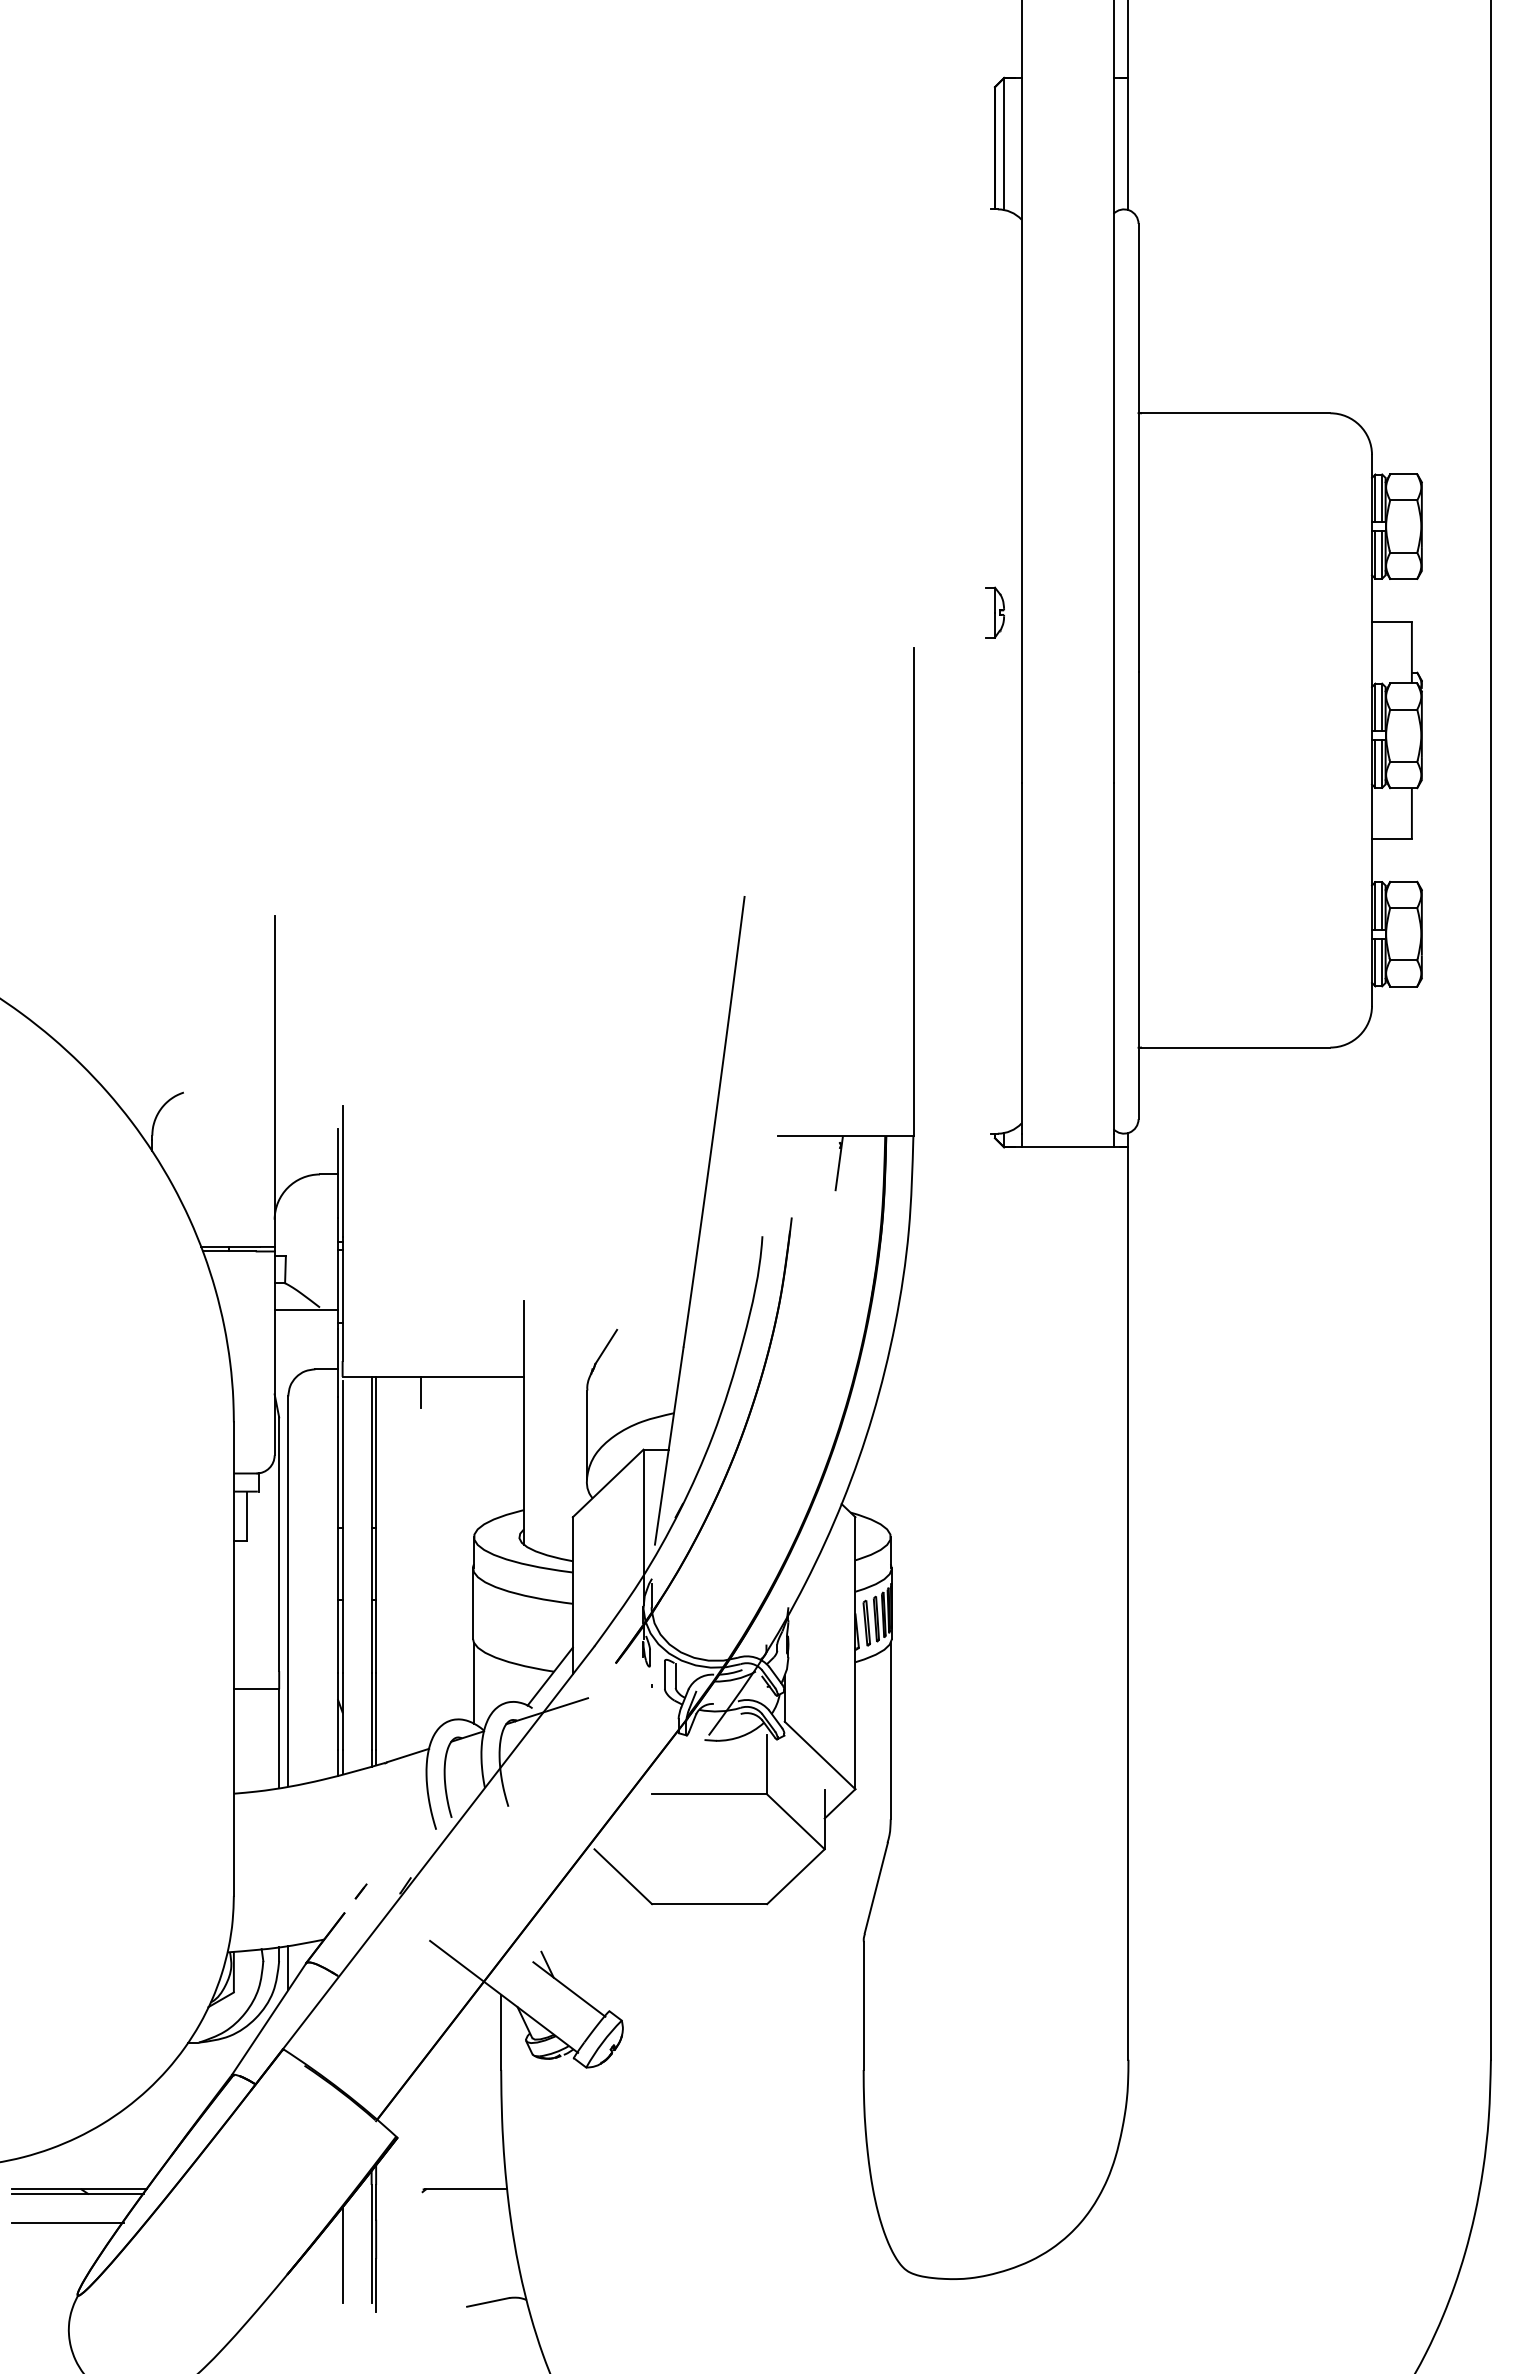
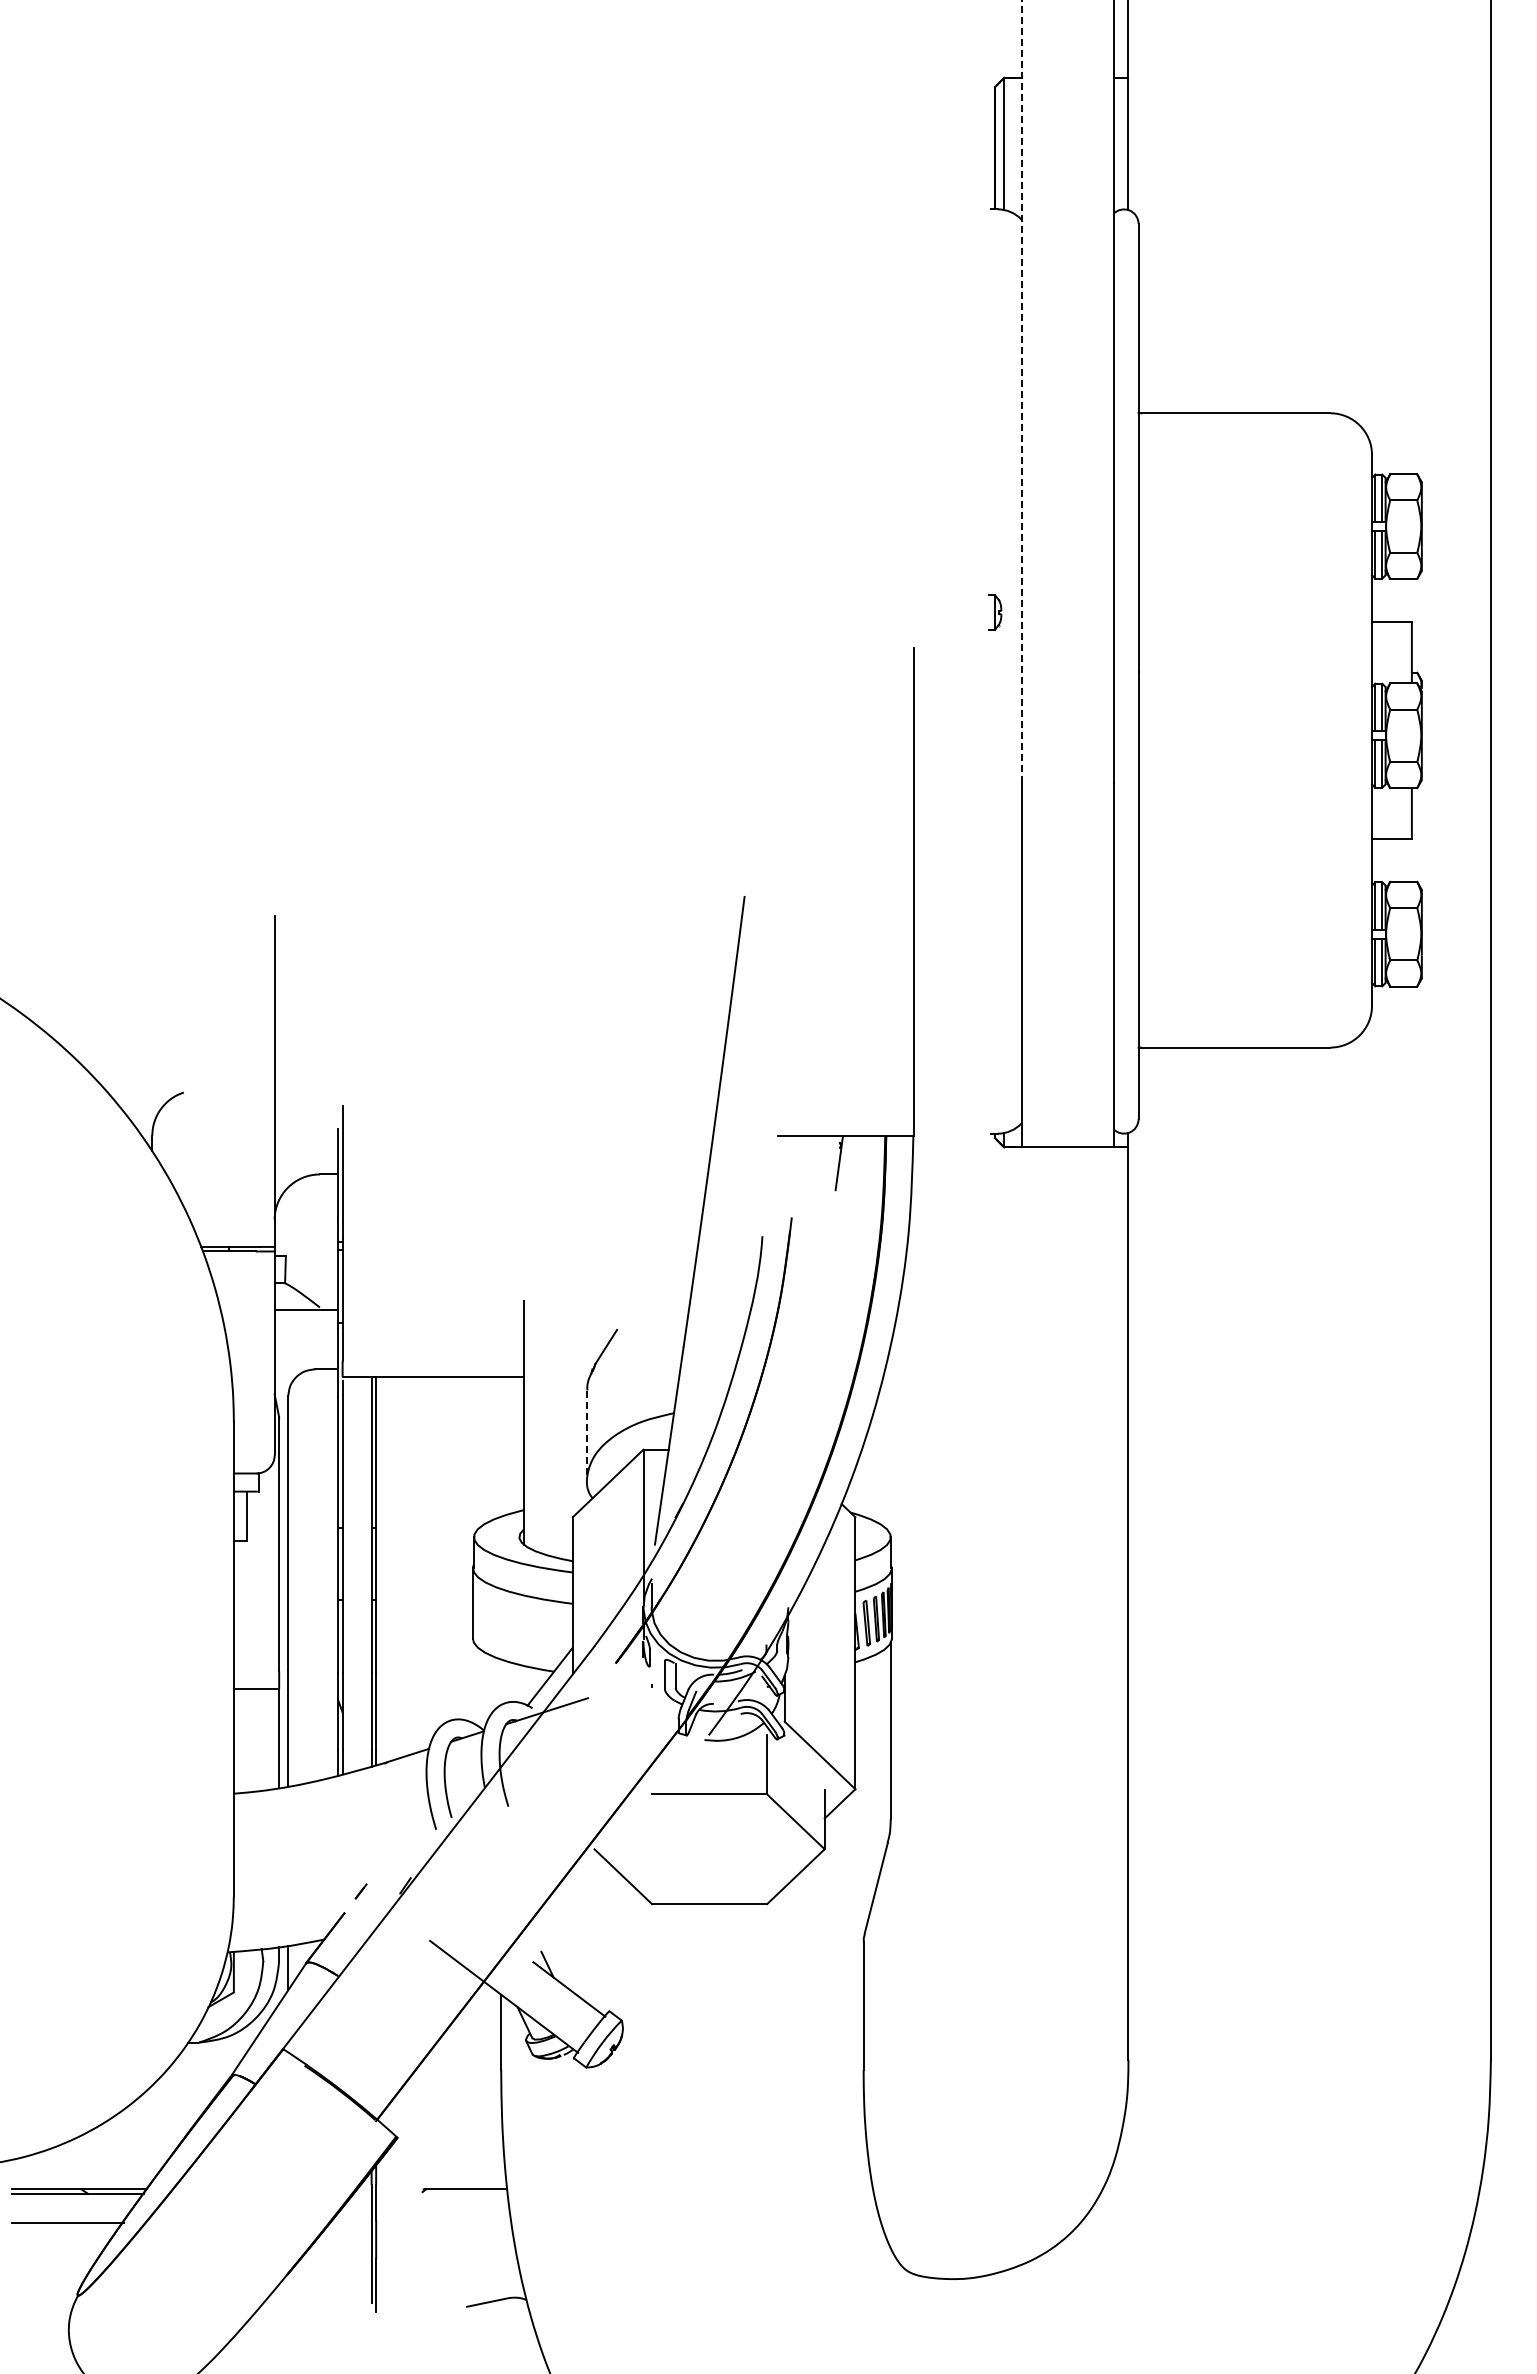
line: solid -> dashed (1021, 390)
part size: 20x53 px -> 15x38 px (995, 612)
line: present -> none (421, 1392)
line: solid -> dashed (587, 1435)
line: present -> none (474, 1682)
line: present -> none (342, 2253)
